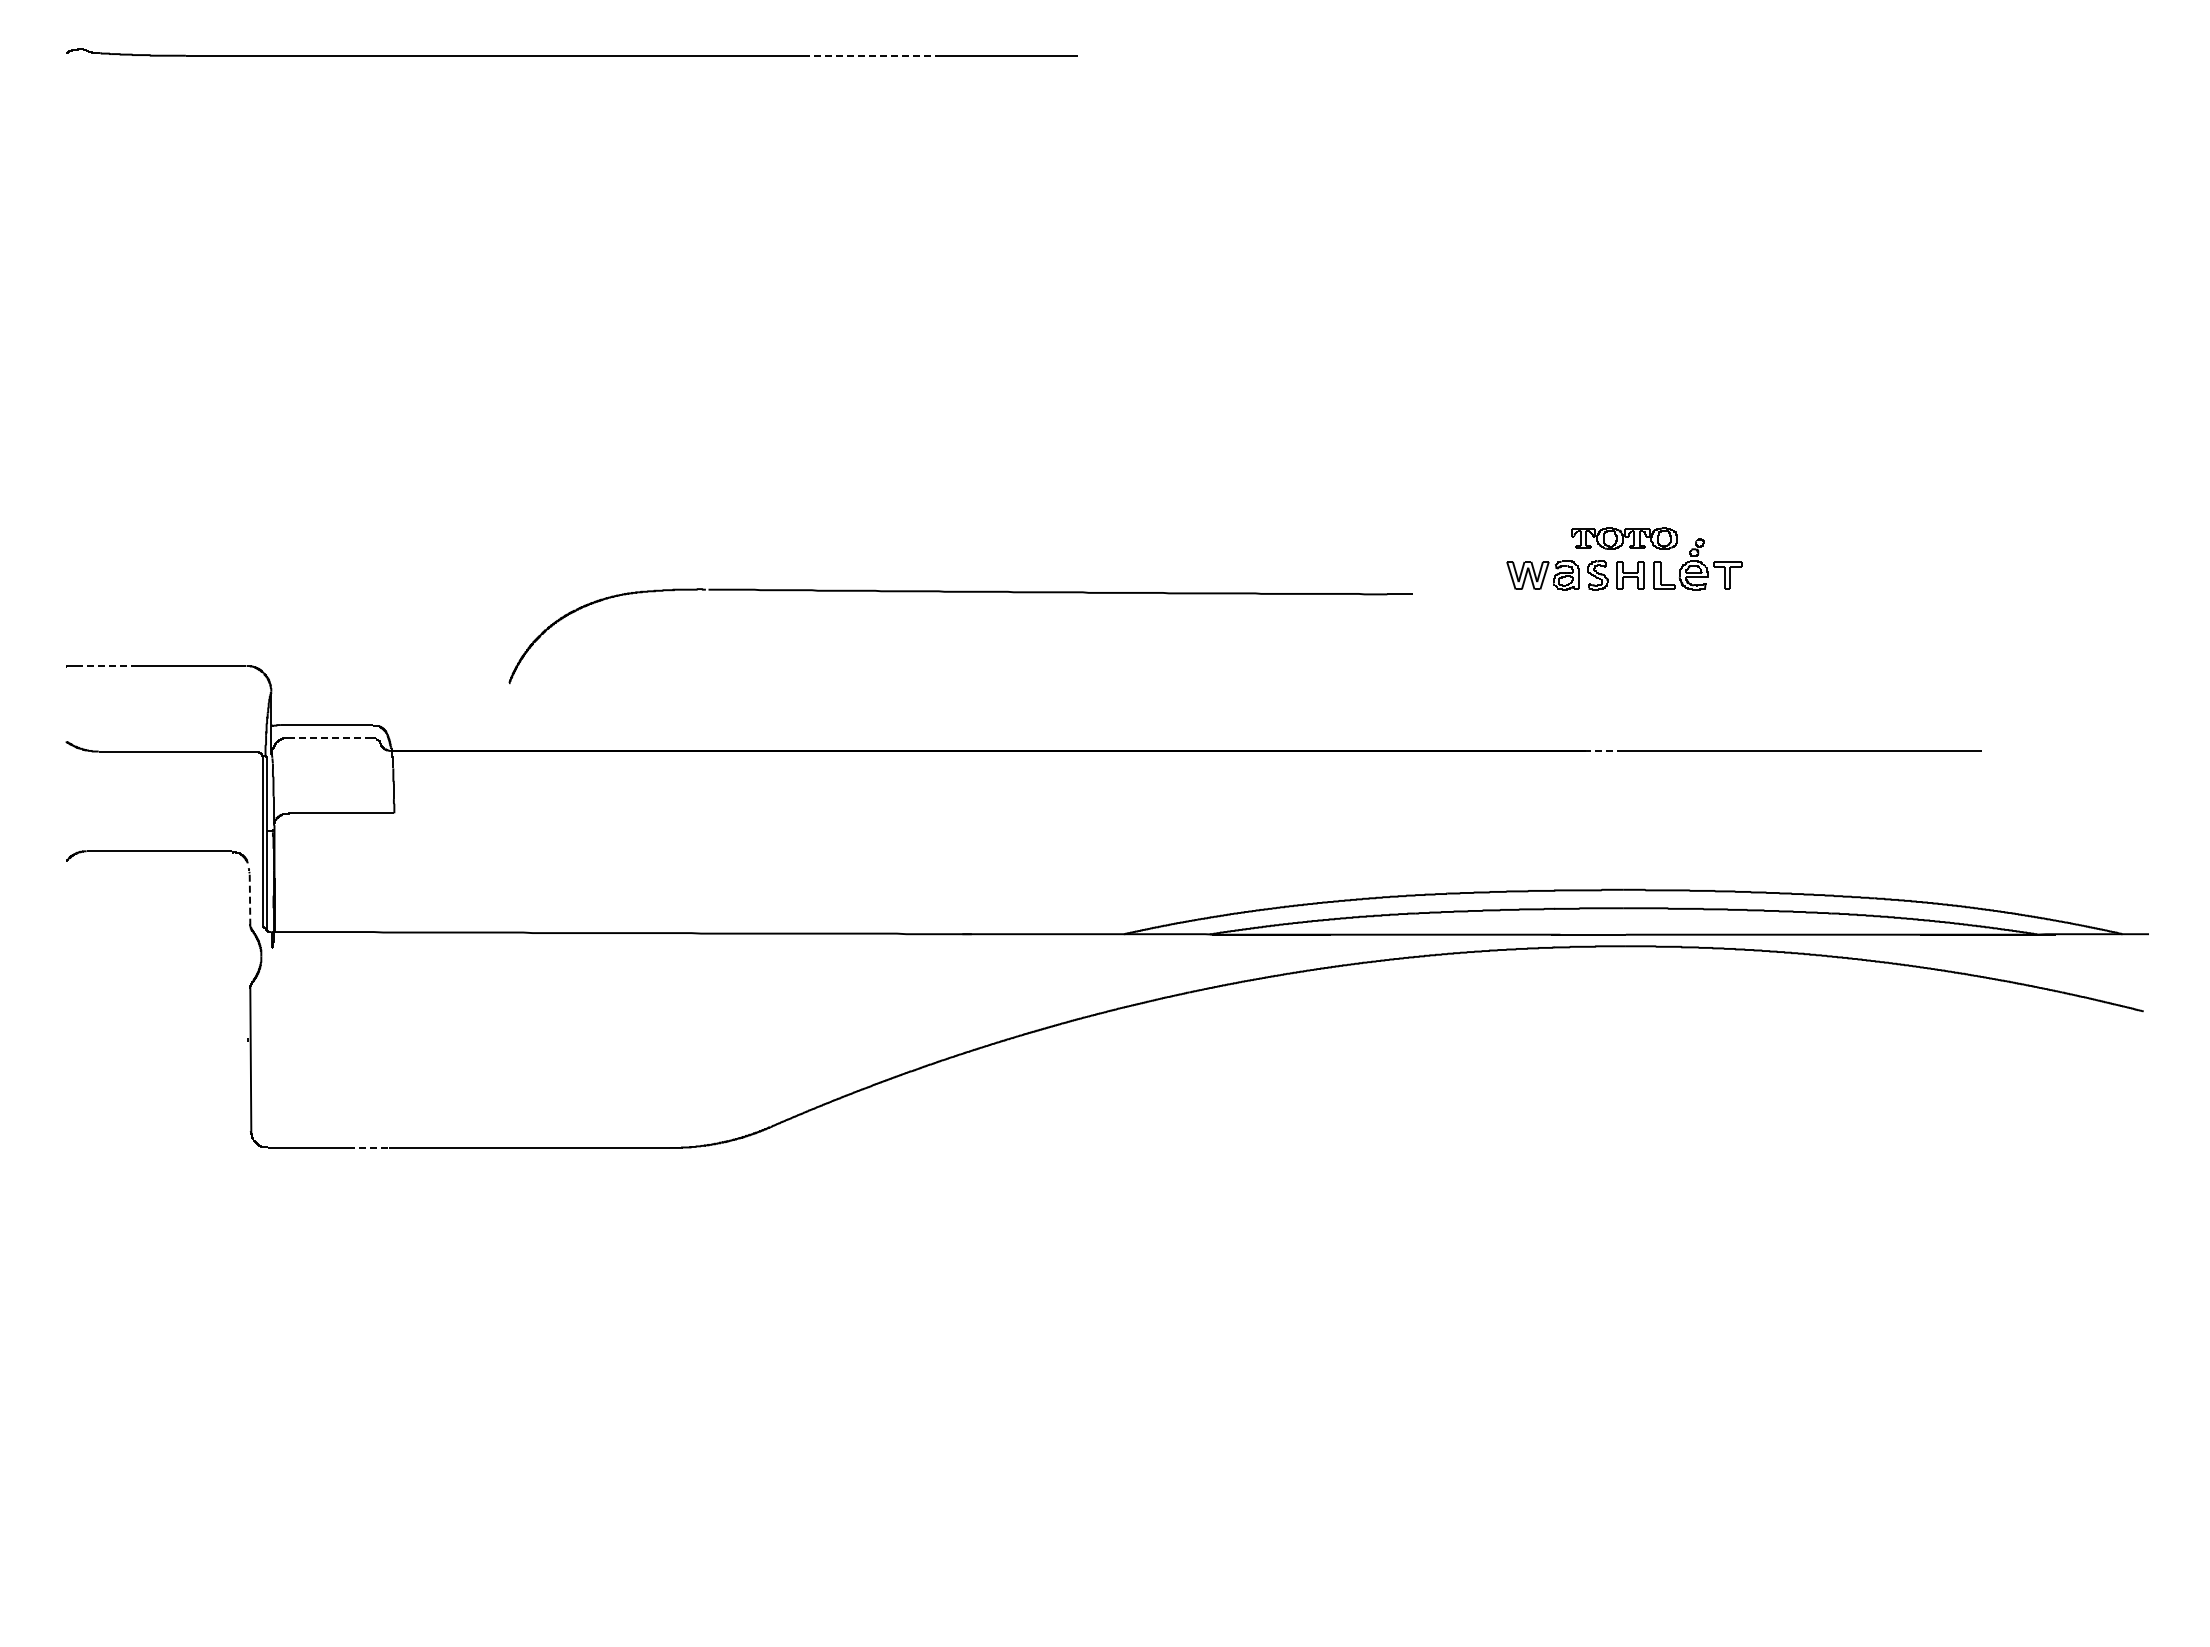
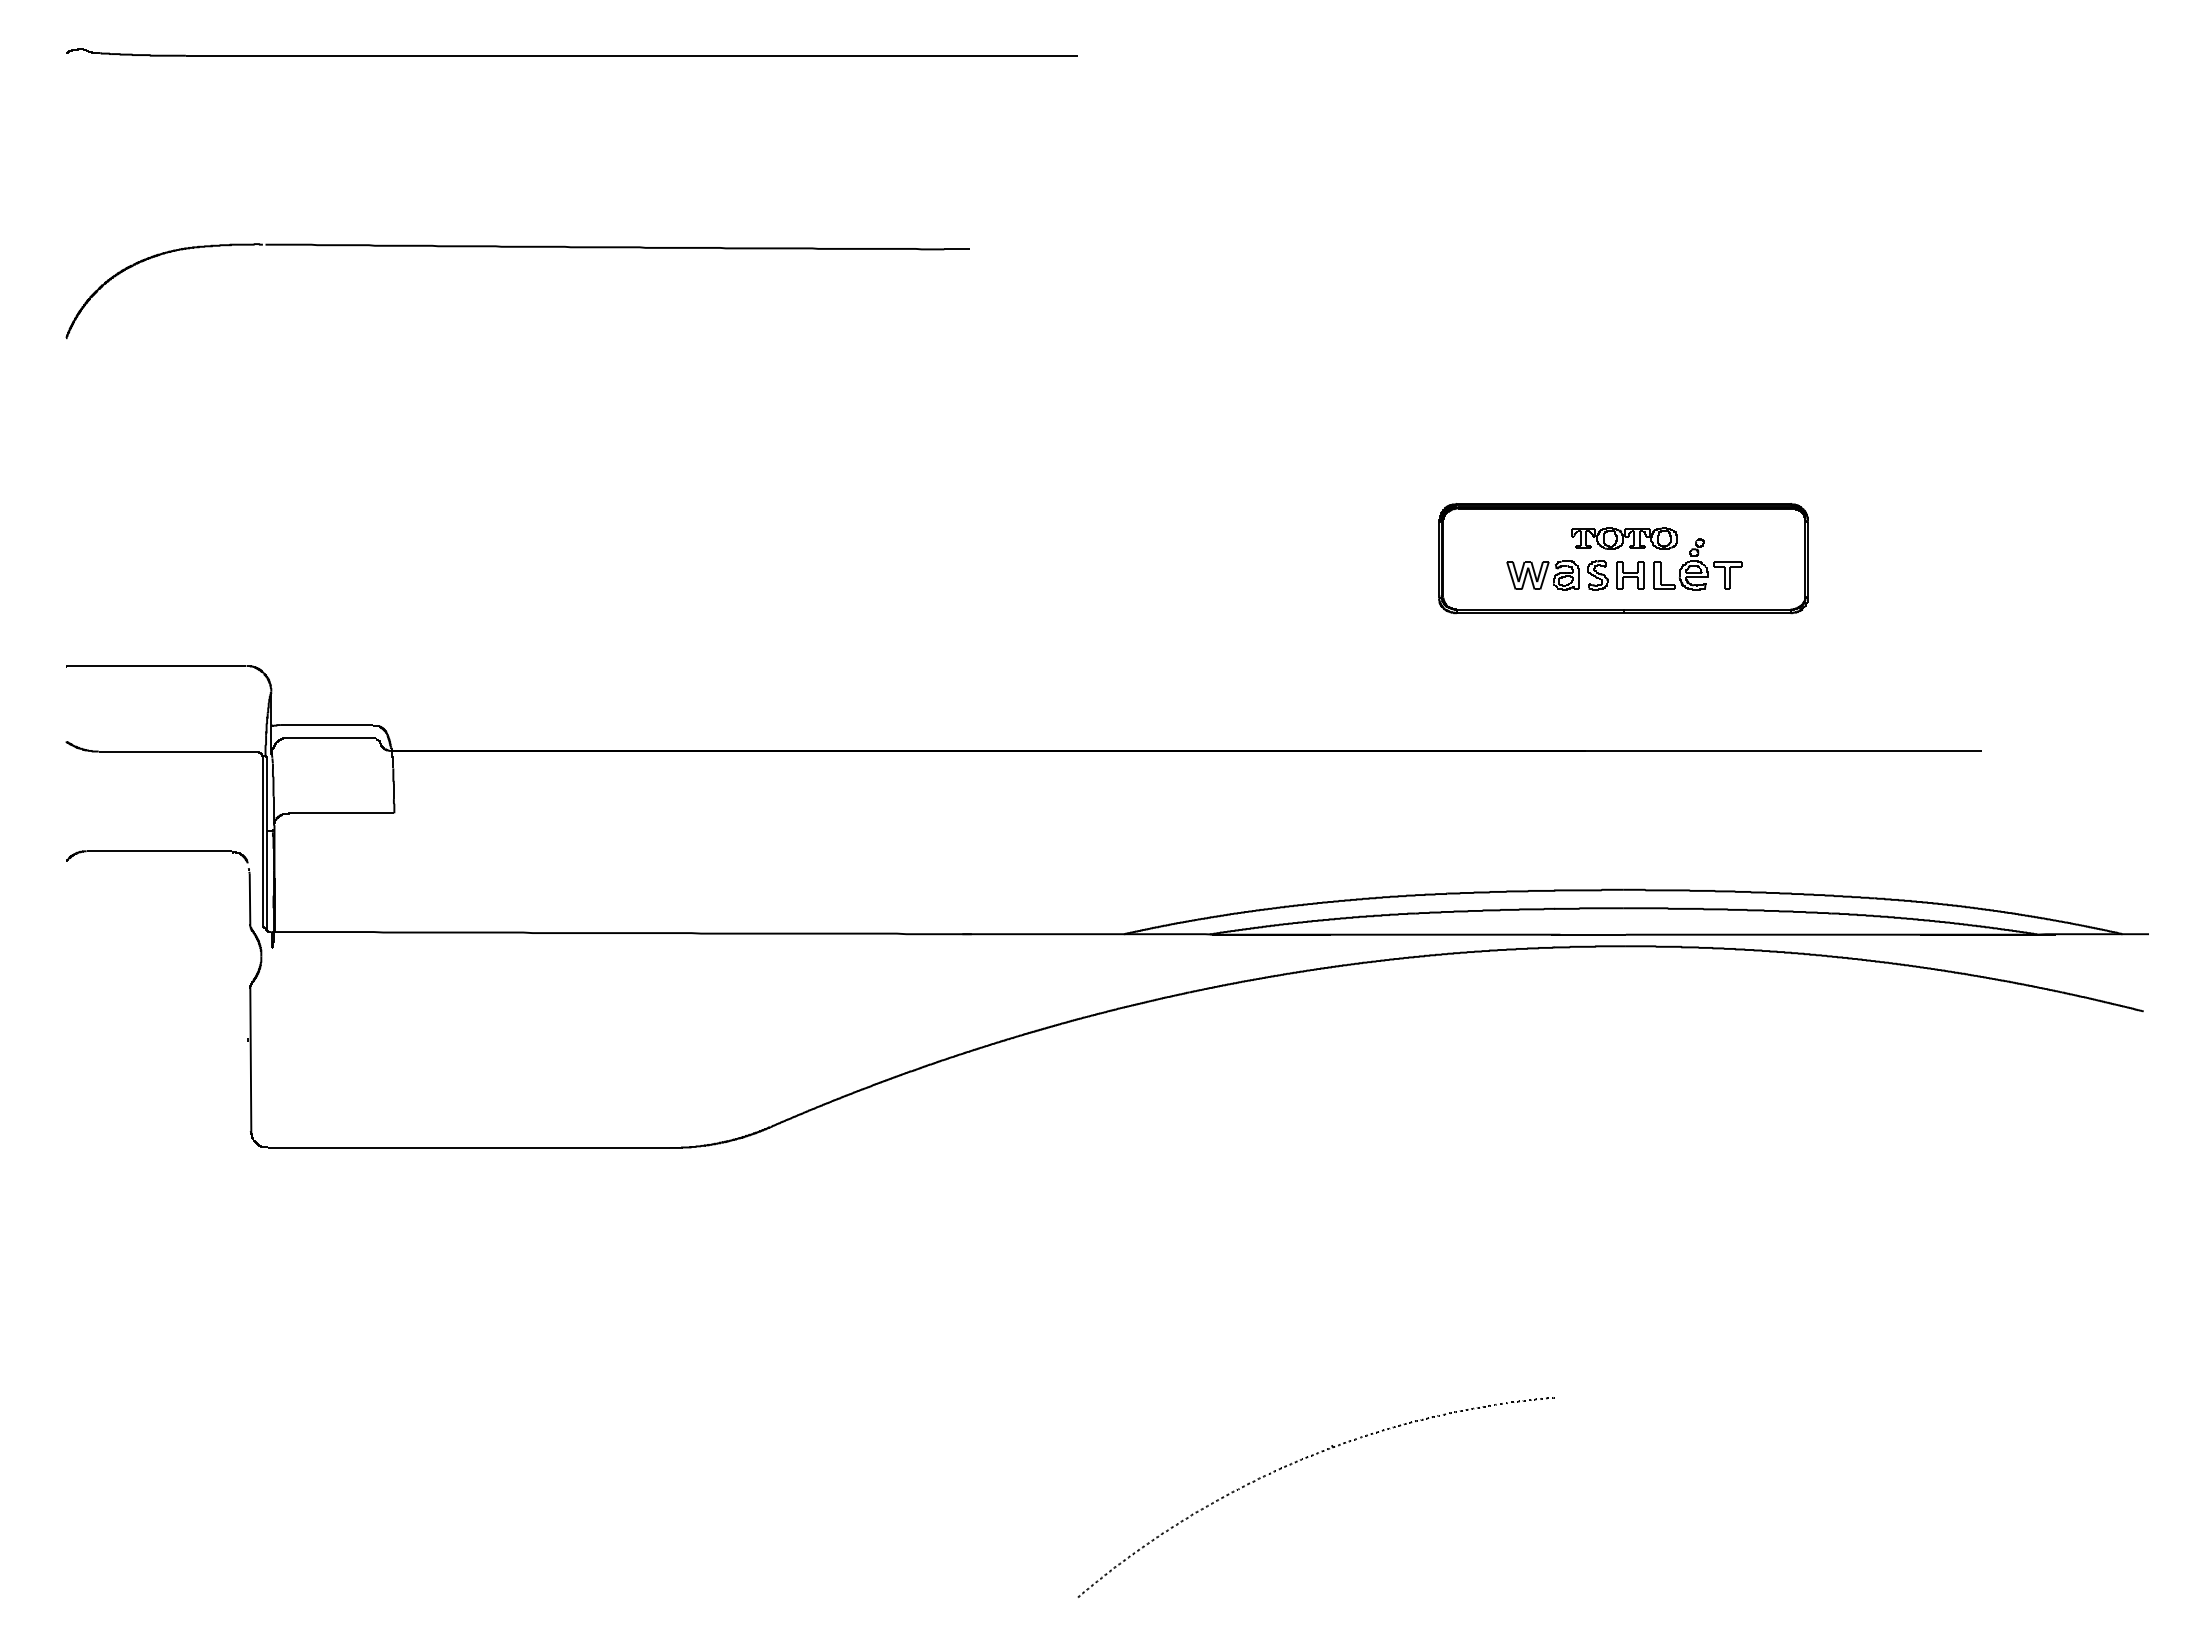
line: dashed -> solid (872, 55)
part: none -> present (1623, 558)
part position: (960, 592) -> (517, 247) (517, 247)
line: dashed -> solid (108, 666)
line: dashed -> solid (329, 737)
line: dashed -> solid (1605, 750)
line: dashed -> solid (250, 899)
line: dashed -> solid (368, 1147)
part: none -> present (1297, 1462)
